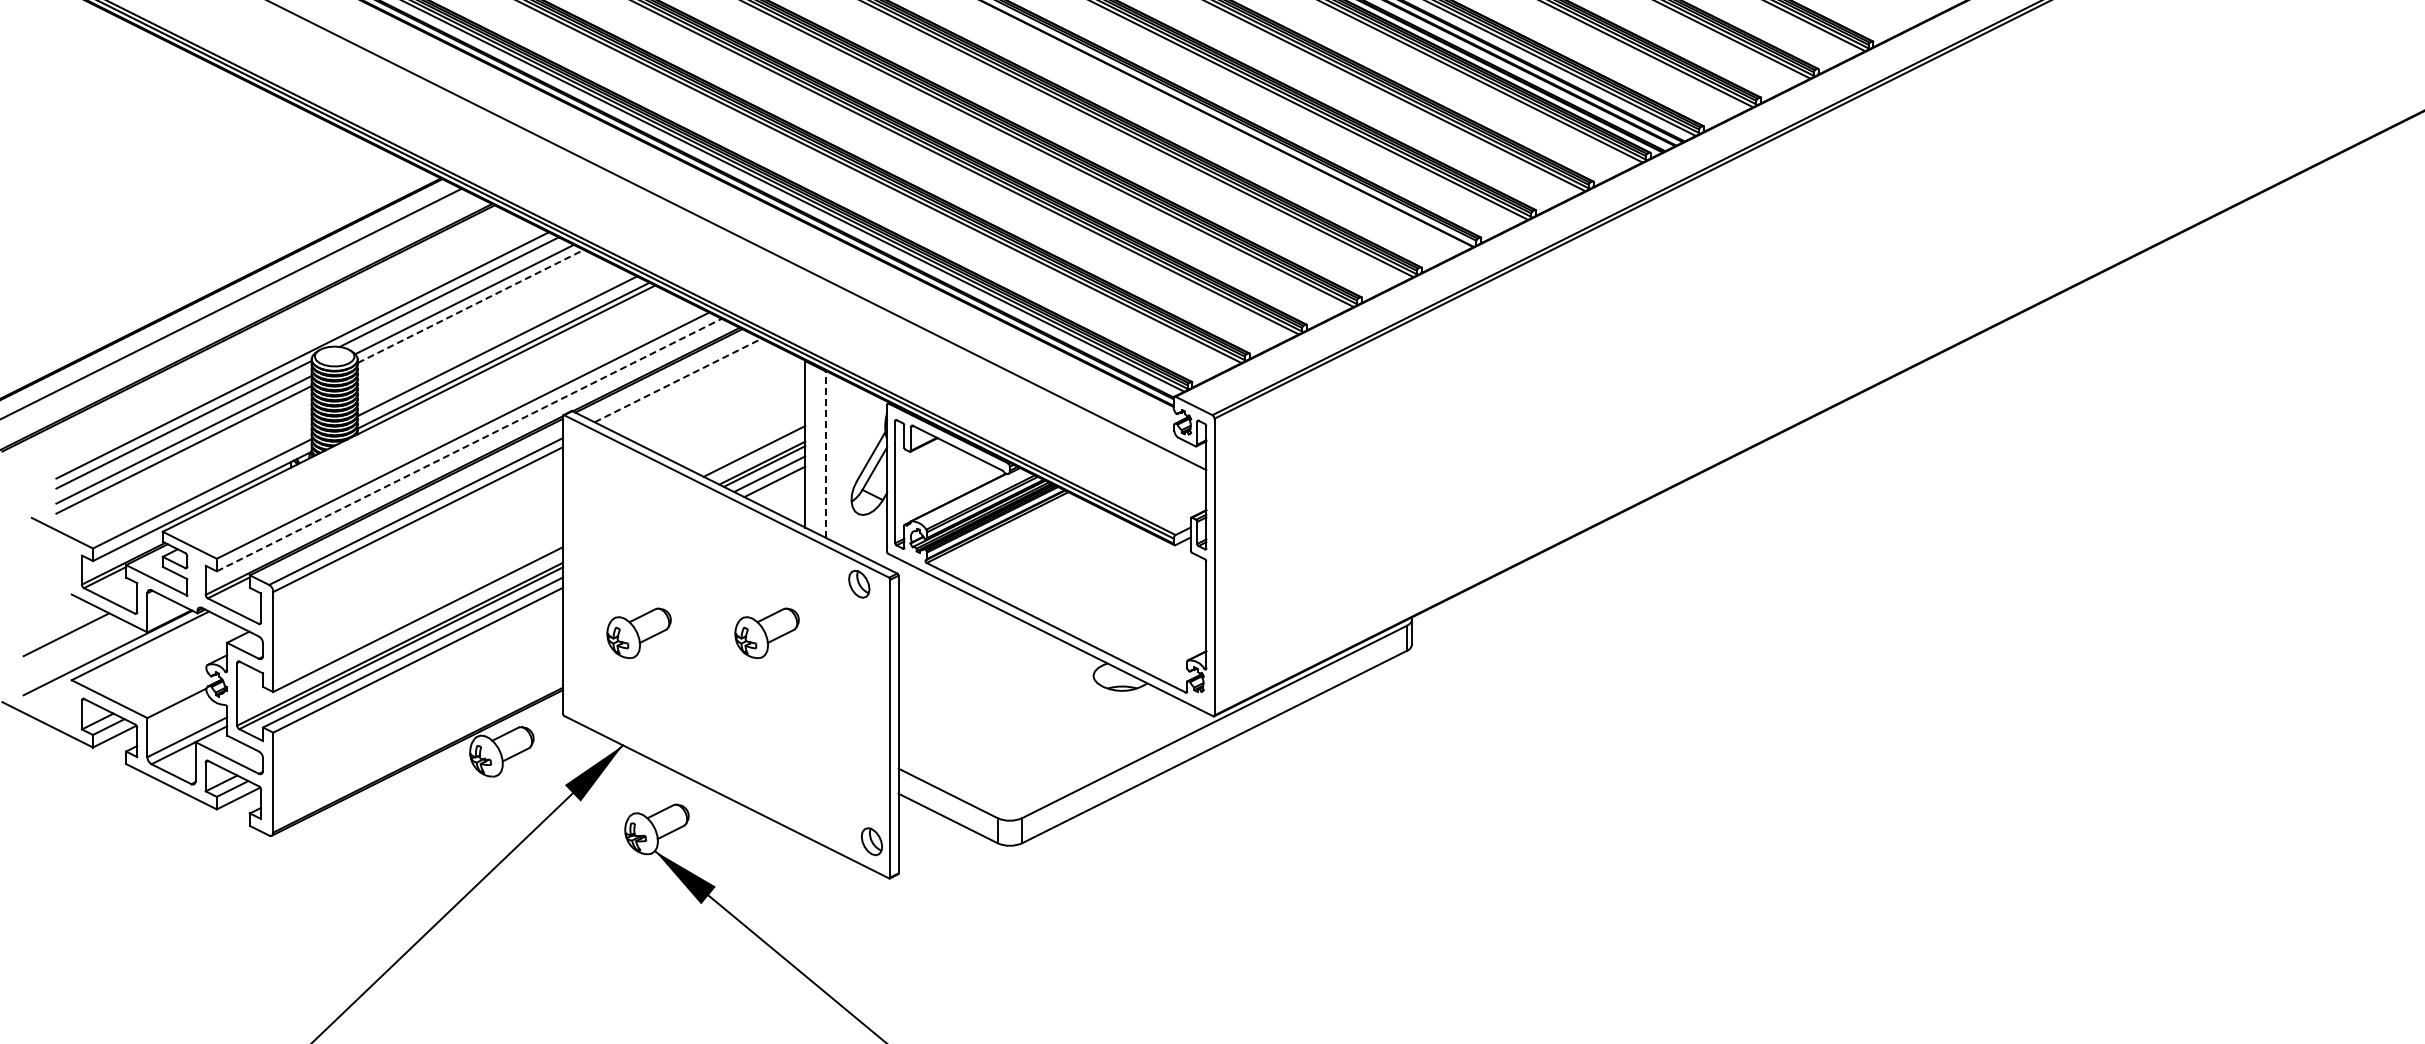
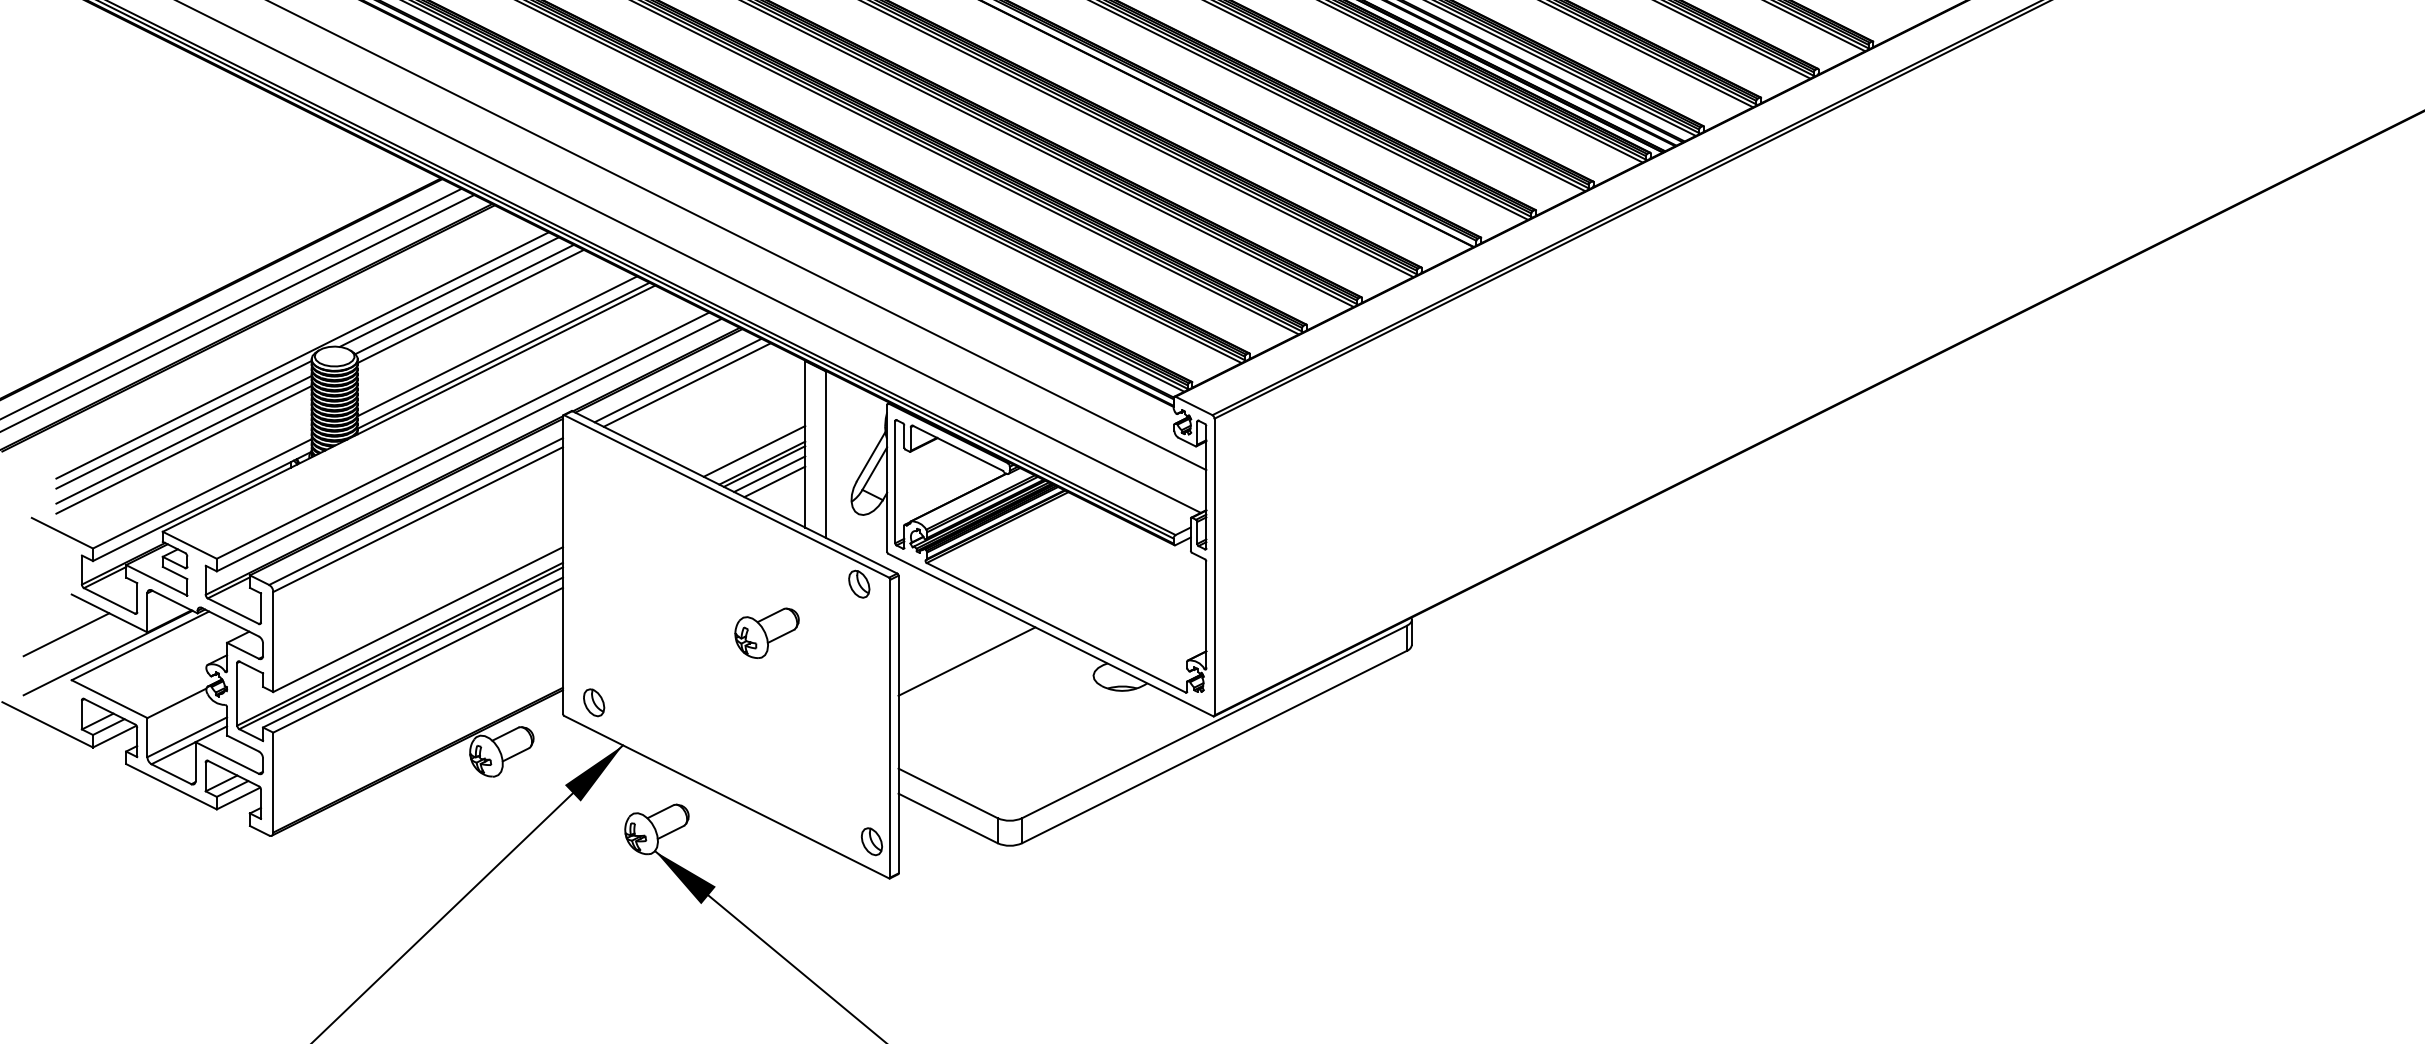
line: none -> present (689, 257)
line: dashed -> solid (471, 306)
line: none -> present (238, 312)
line: dashed -> solid (678, 380)
line: none -> present (686, 384)
line: dashed -> solid (469, 444)
line: dashed -> solid (825, 454)
part: present -> none (638, 632)
line: none -> present (966, 661)
part: none -> present (594, 702)
